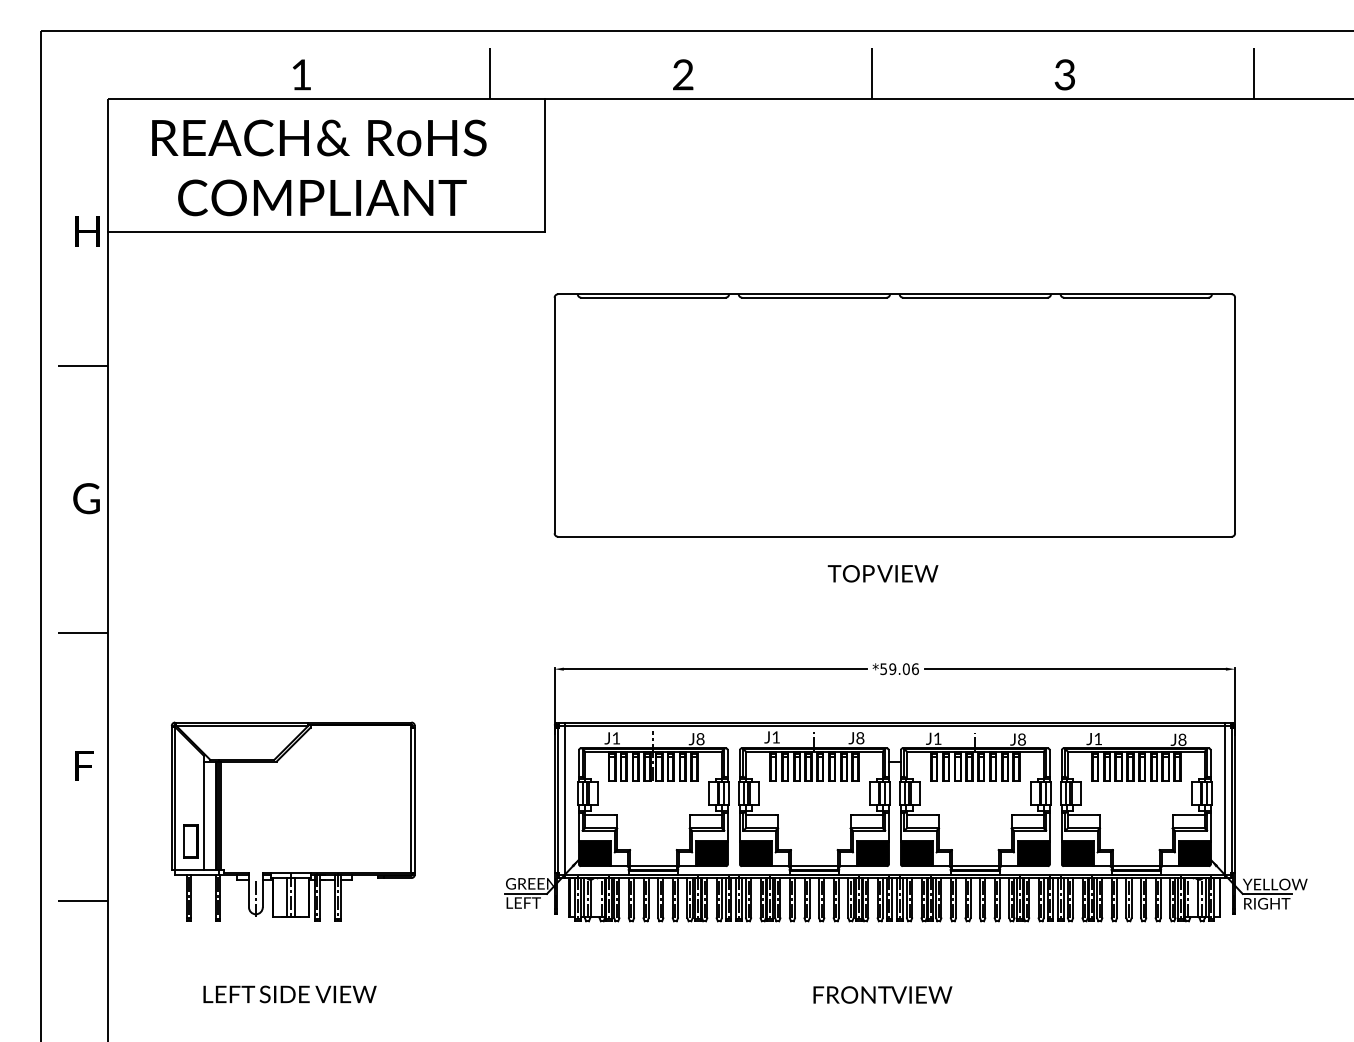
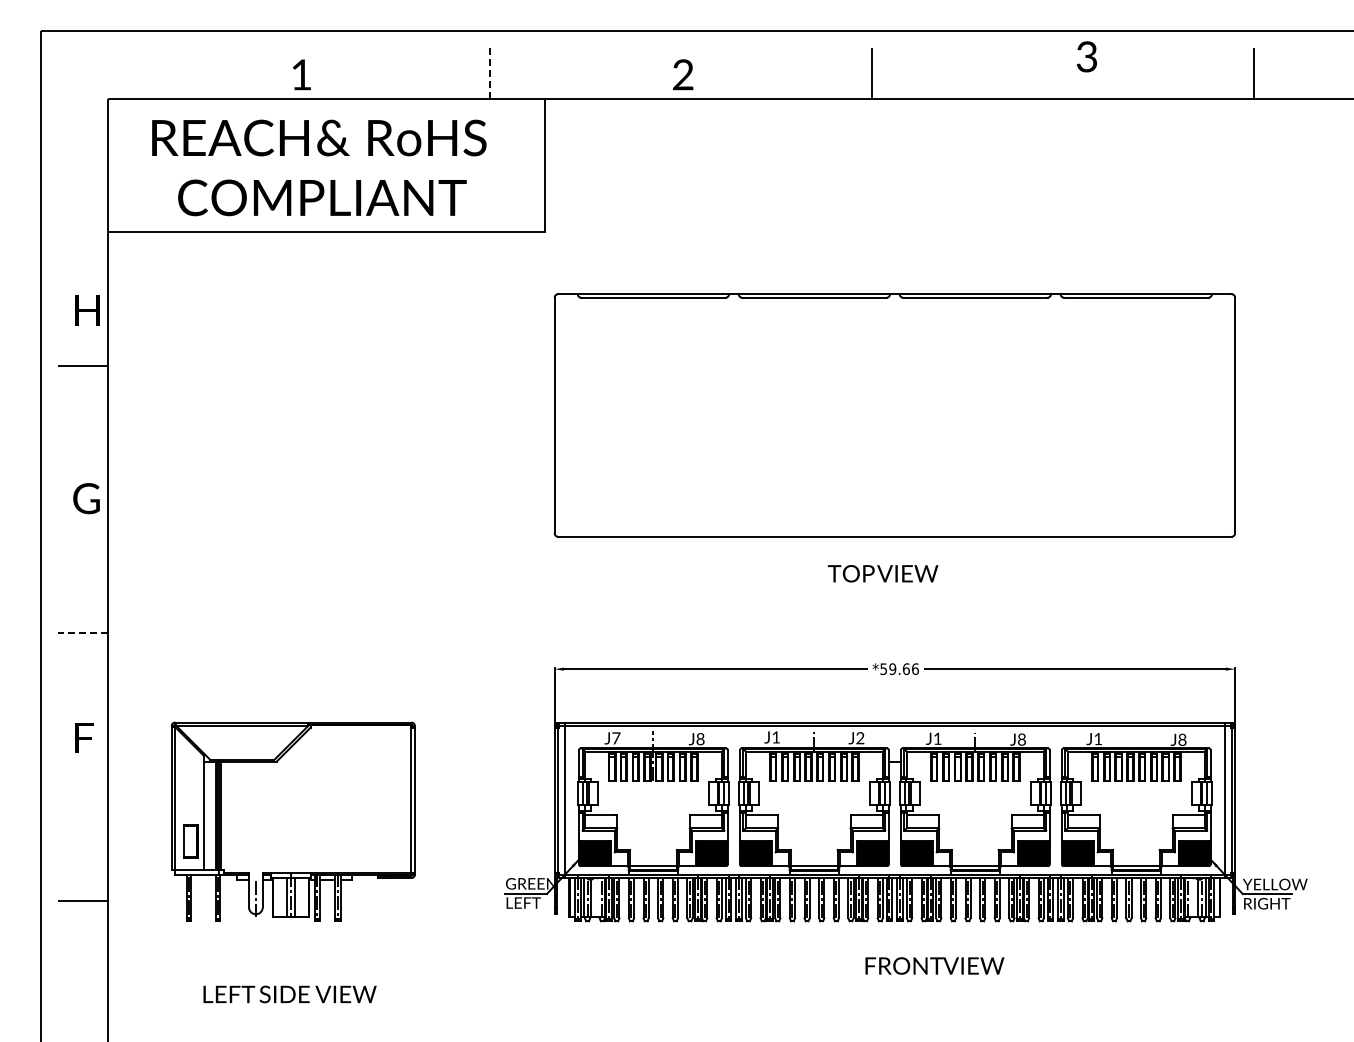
line: solid -> dashed (490, 72)
text position: (1064, 74) -> (1086, 56) (1086, 56)
text position: (87, 231) -> (87, 310) (87, 310)
line: solid -> dashed (82, 633)
text: *59.06 -> *59.66 (906, 668)
text: J1 -> J7 (616, 738)
text: J8 -> J2 (860, 738)
text position: (84, 765) -> (84, 737) (84, 737)
text position: (882, 994) -> (934, 965) (934, 965)
